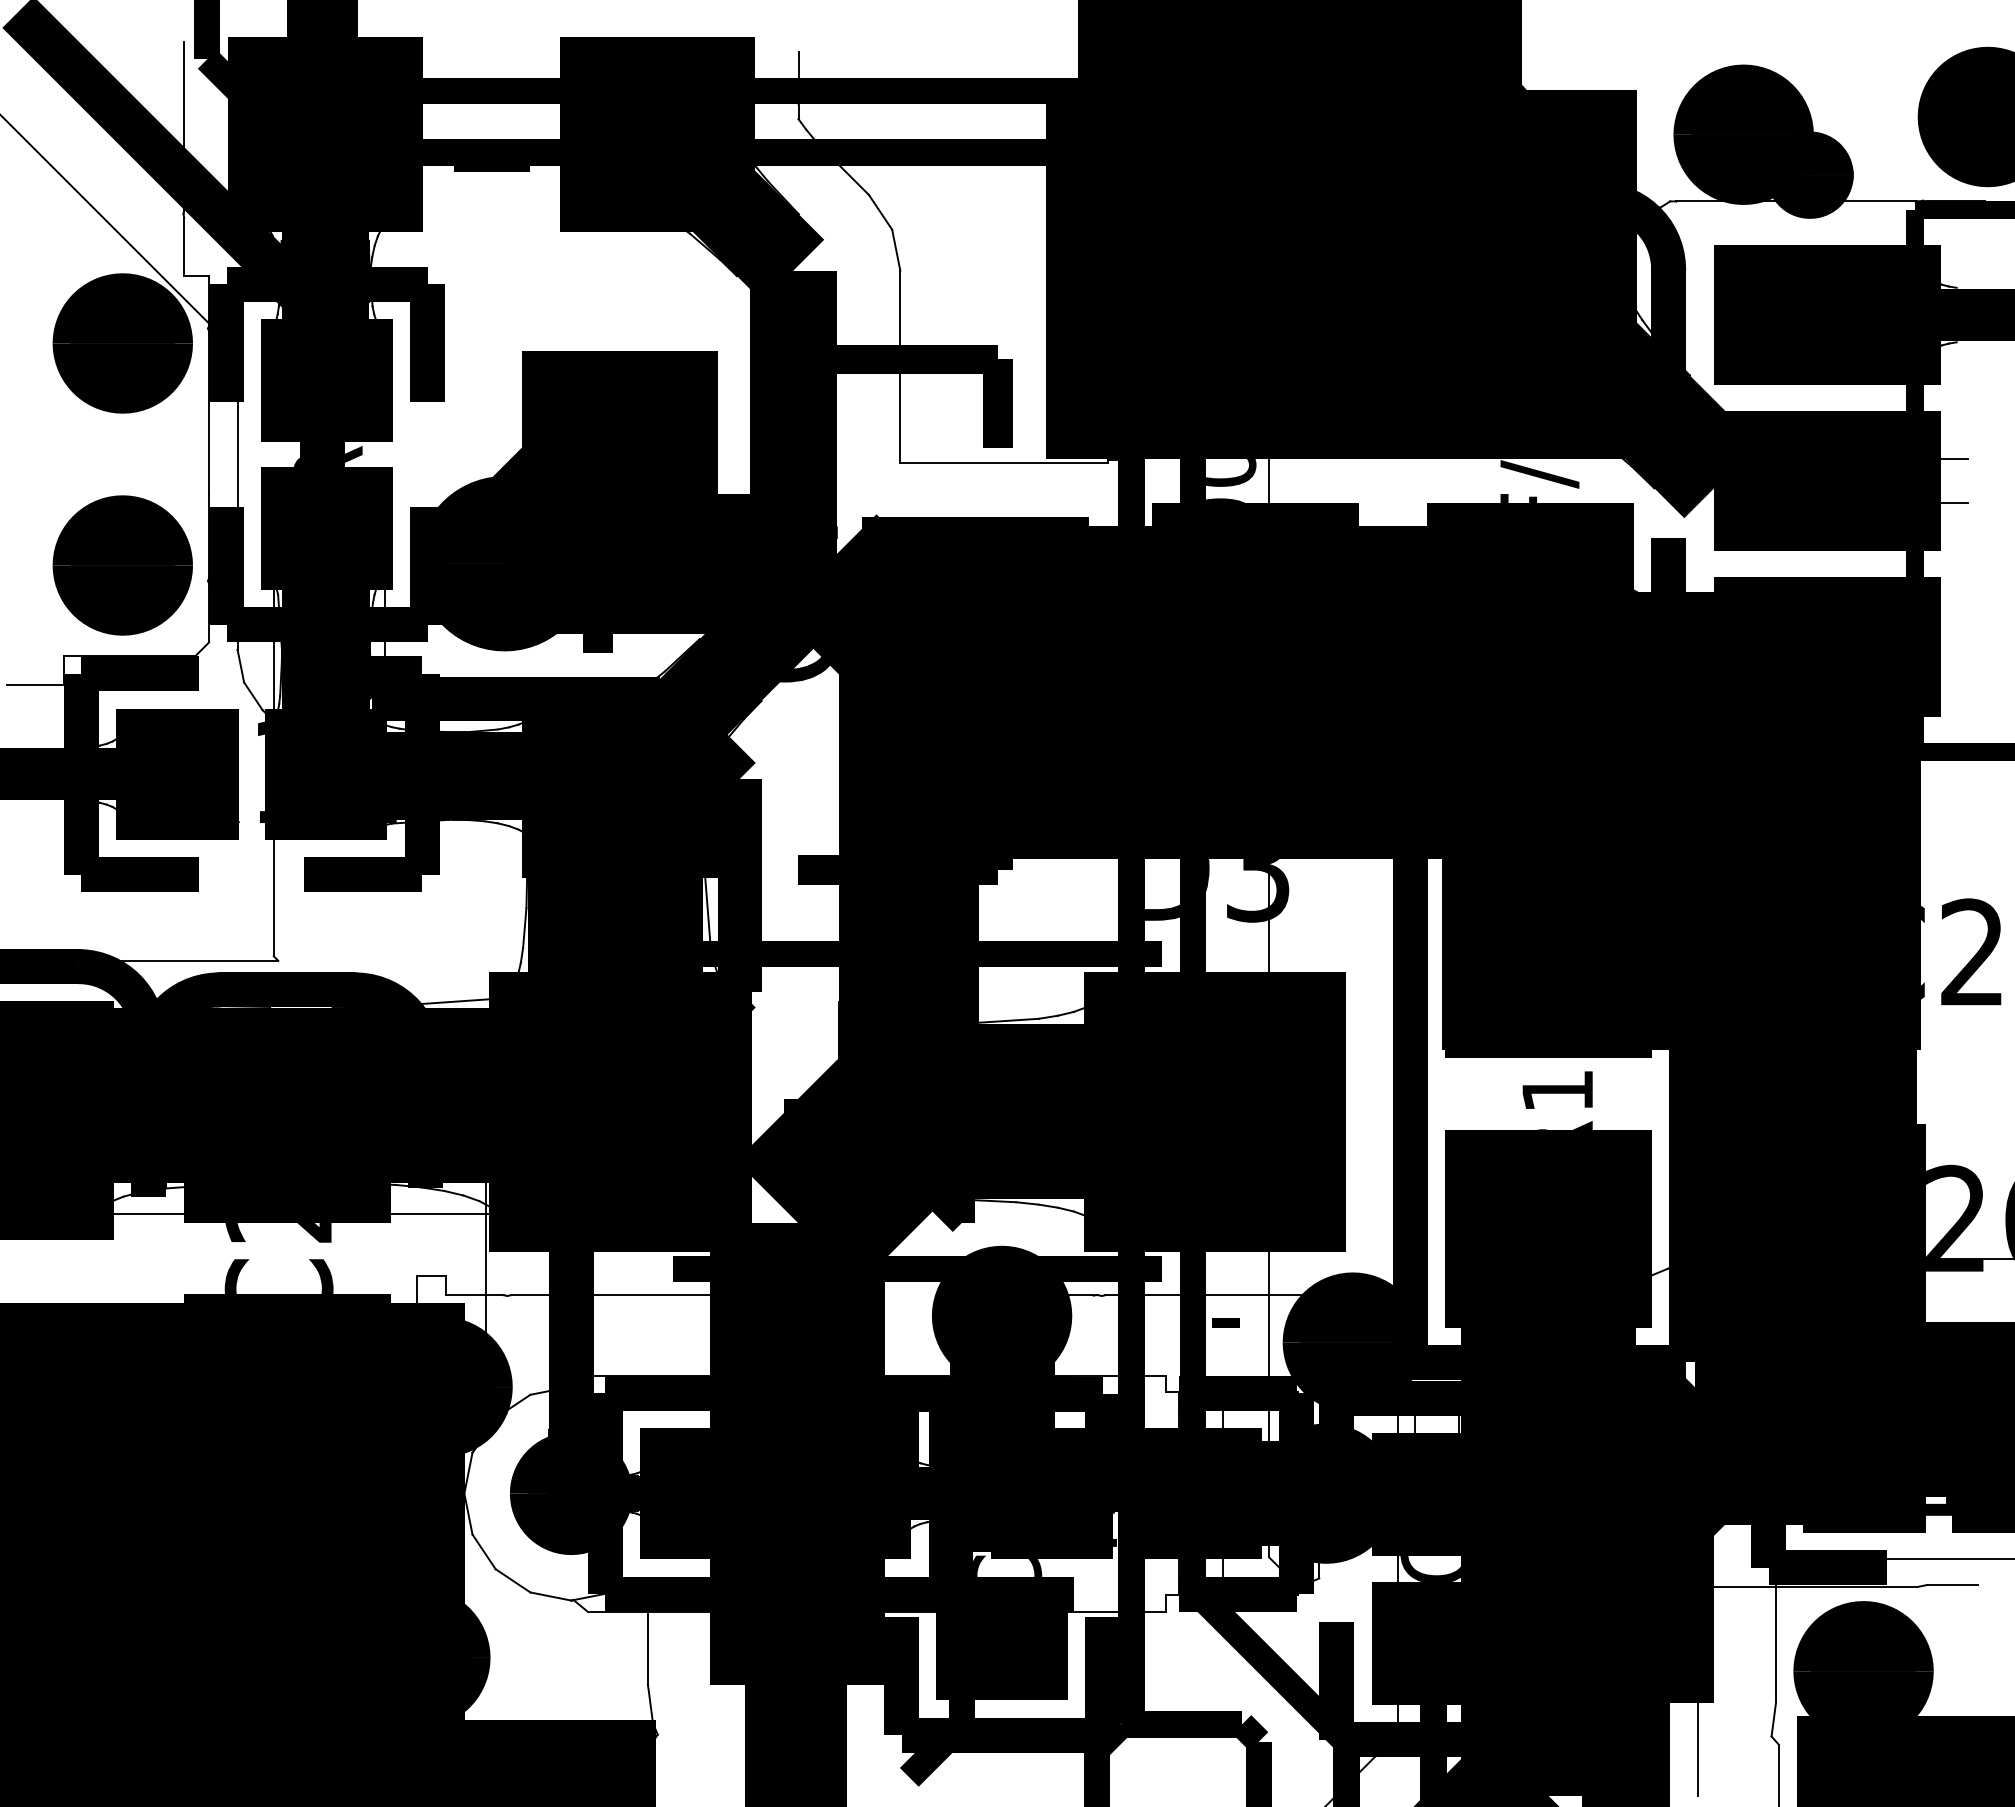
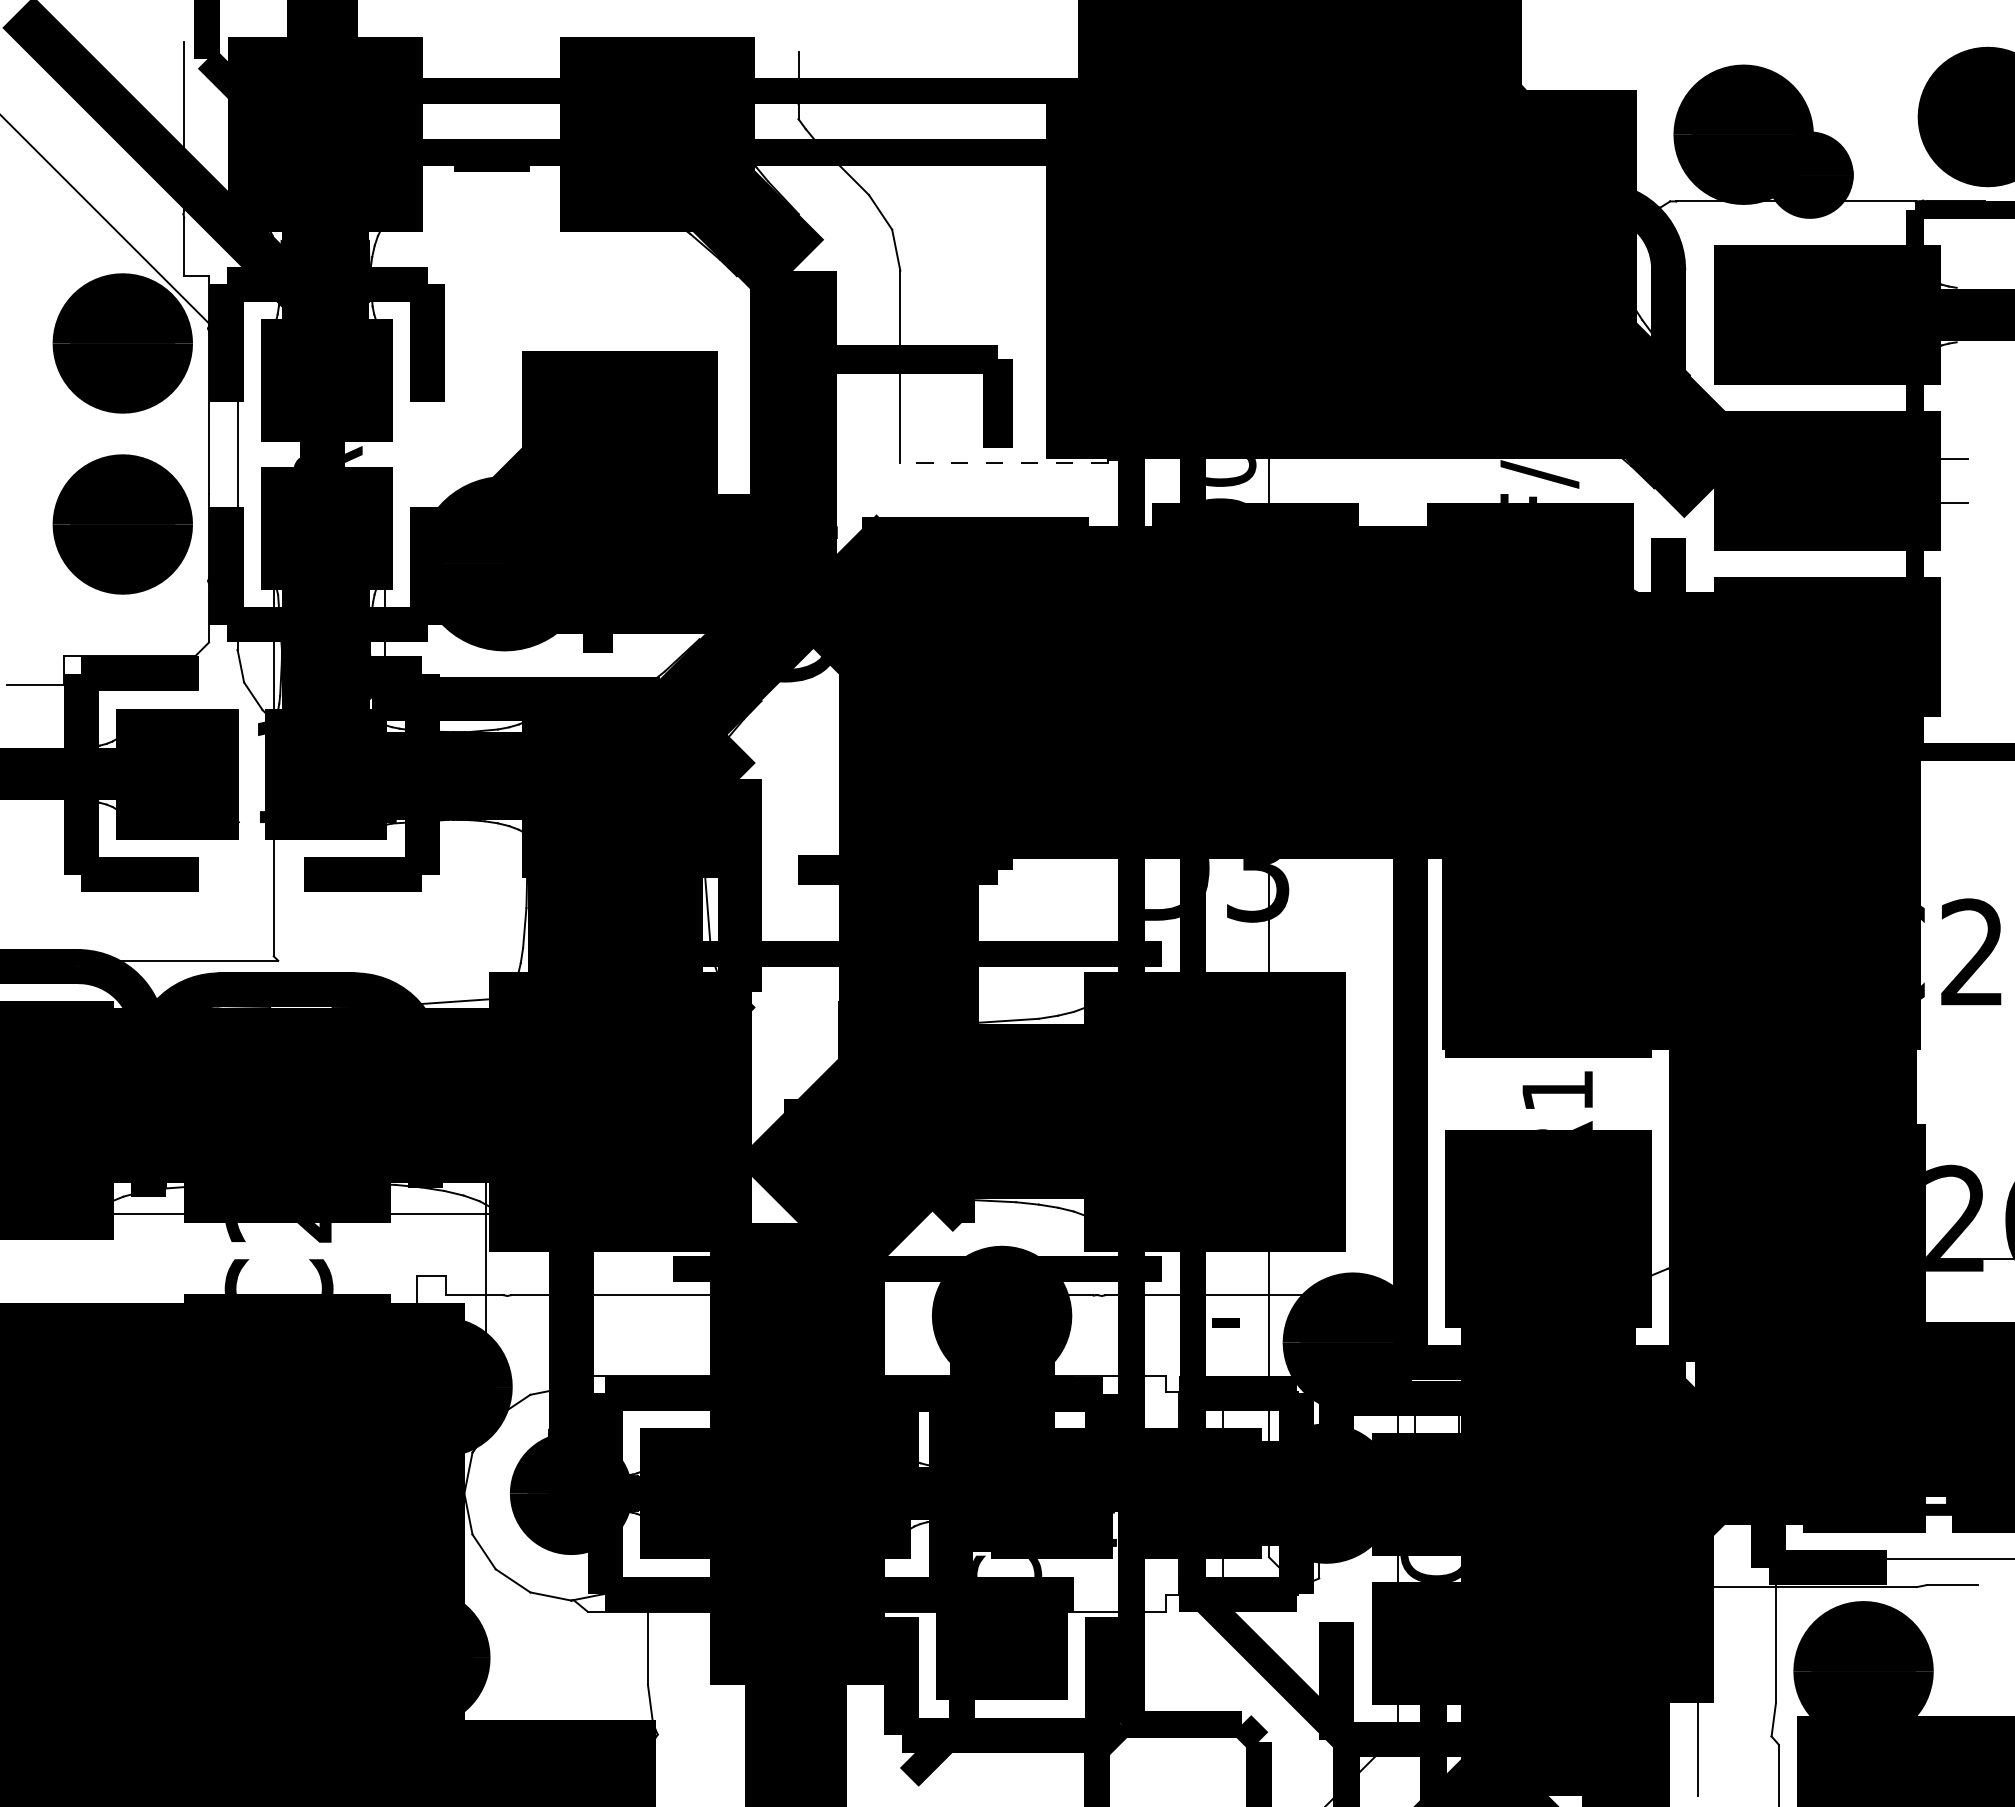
line: solid -> dashed (1003, 463)
part position: (122, 565) -> (122, 524) (122, 524)
